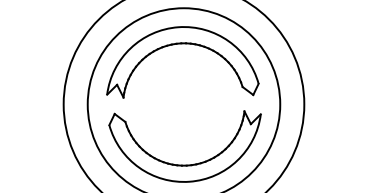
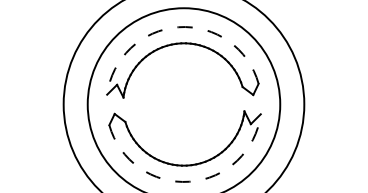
arc: solid -> dashed (178, 27)
arc: solid -> dashed (189, 181)
